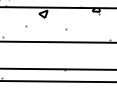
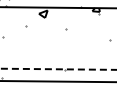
line: present -> none (57, 41)
line: solid -> dashed (58, 69)
